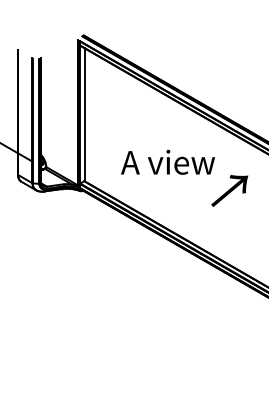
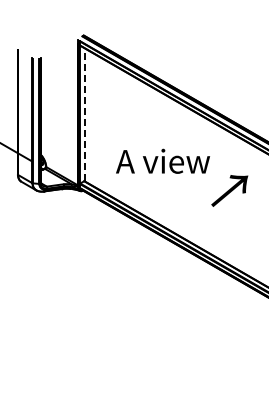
line: solid -> dashed (84, 114)
text position: (167, 161) -> (162, 160) (162, 160)
